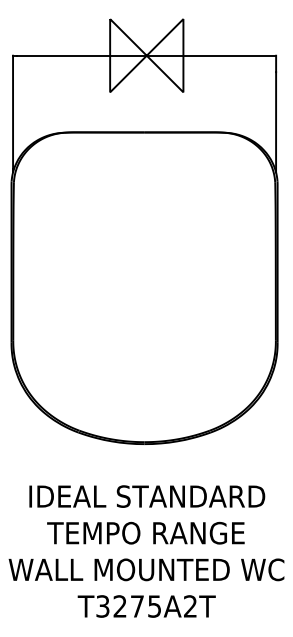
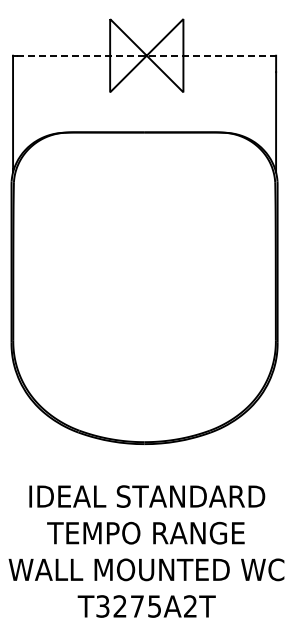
line: solid -> dashed (147, 55)
